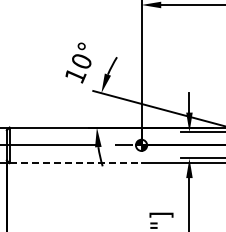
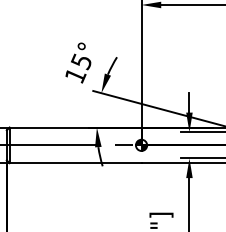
text: 10° -> 15° (81, 61)
line: dashed -> solid (75, 163)
